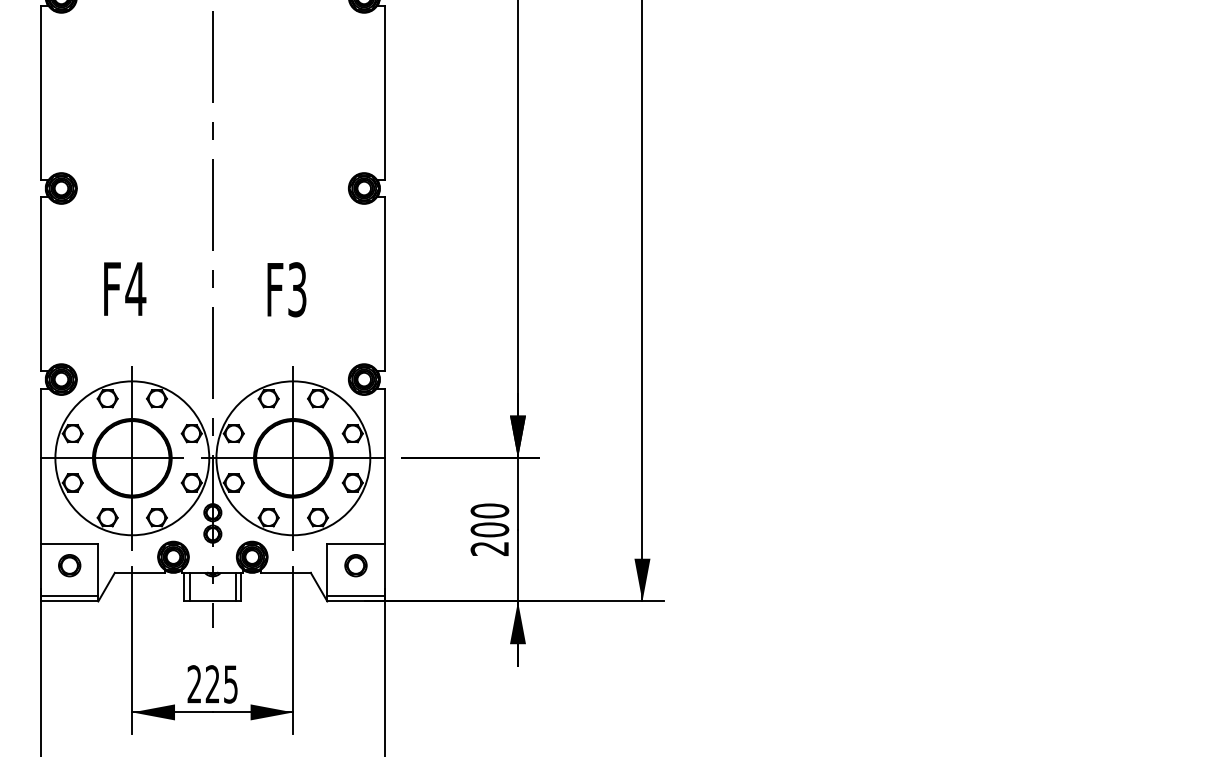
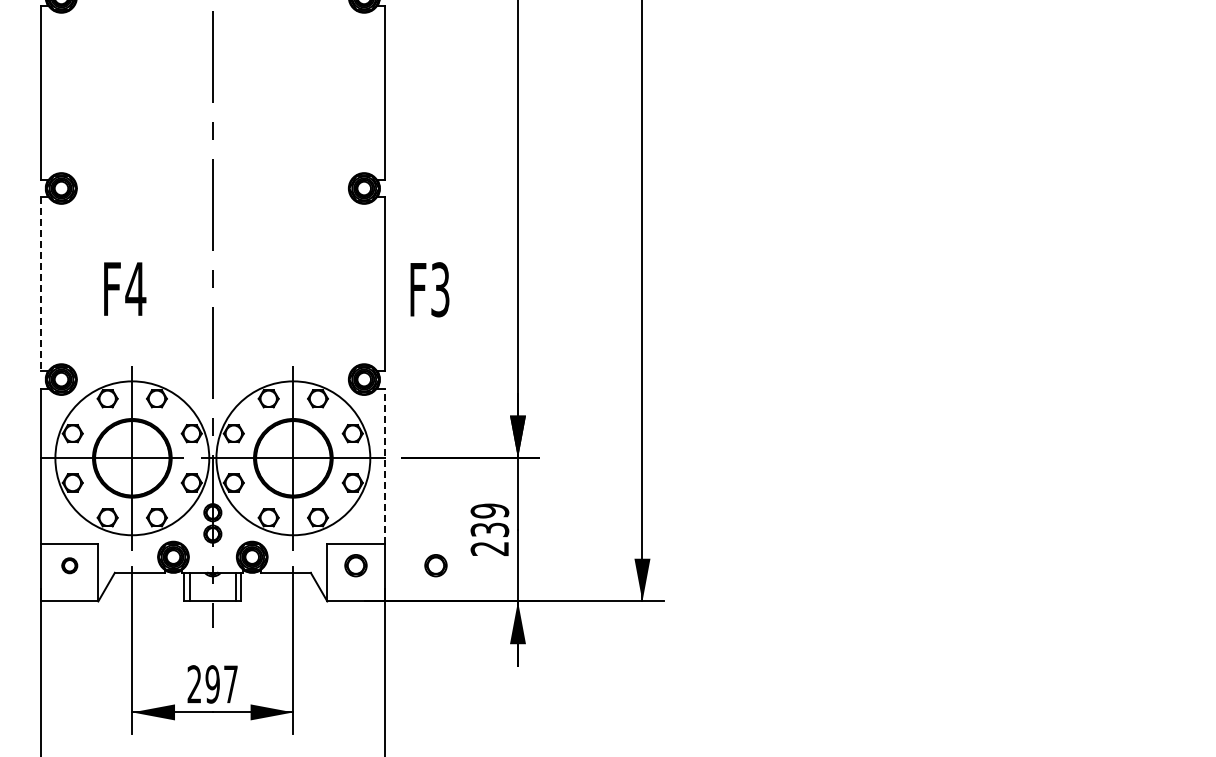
line: solid -> dashed (41, 284)
text position: (286, 289) -> (429, 289) (429, 289)
line: solid -> dashed (384, 466)
text: 200 -> 239 (489, 520)
part size: 24x24 px -> 18x18 px (69, 565)
part: none -> present (435, 565)
line: present -> none (69, 595)
line: present -> none (355, 595)
text: 225 -> 297 (221, 684)
